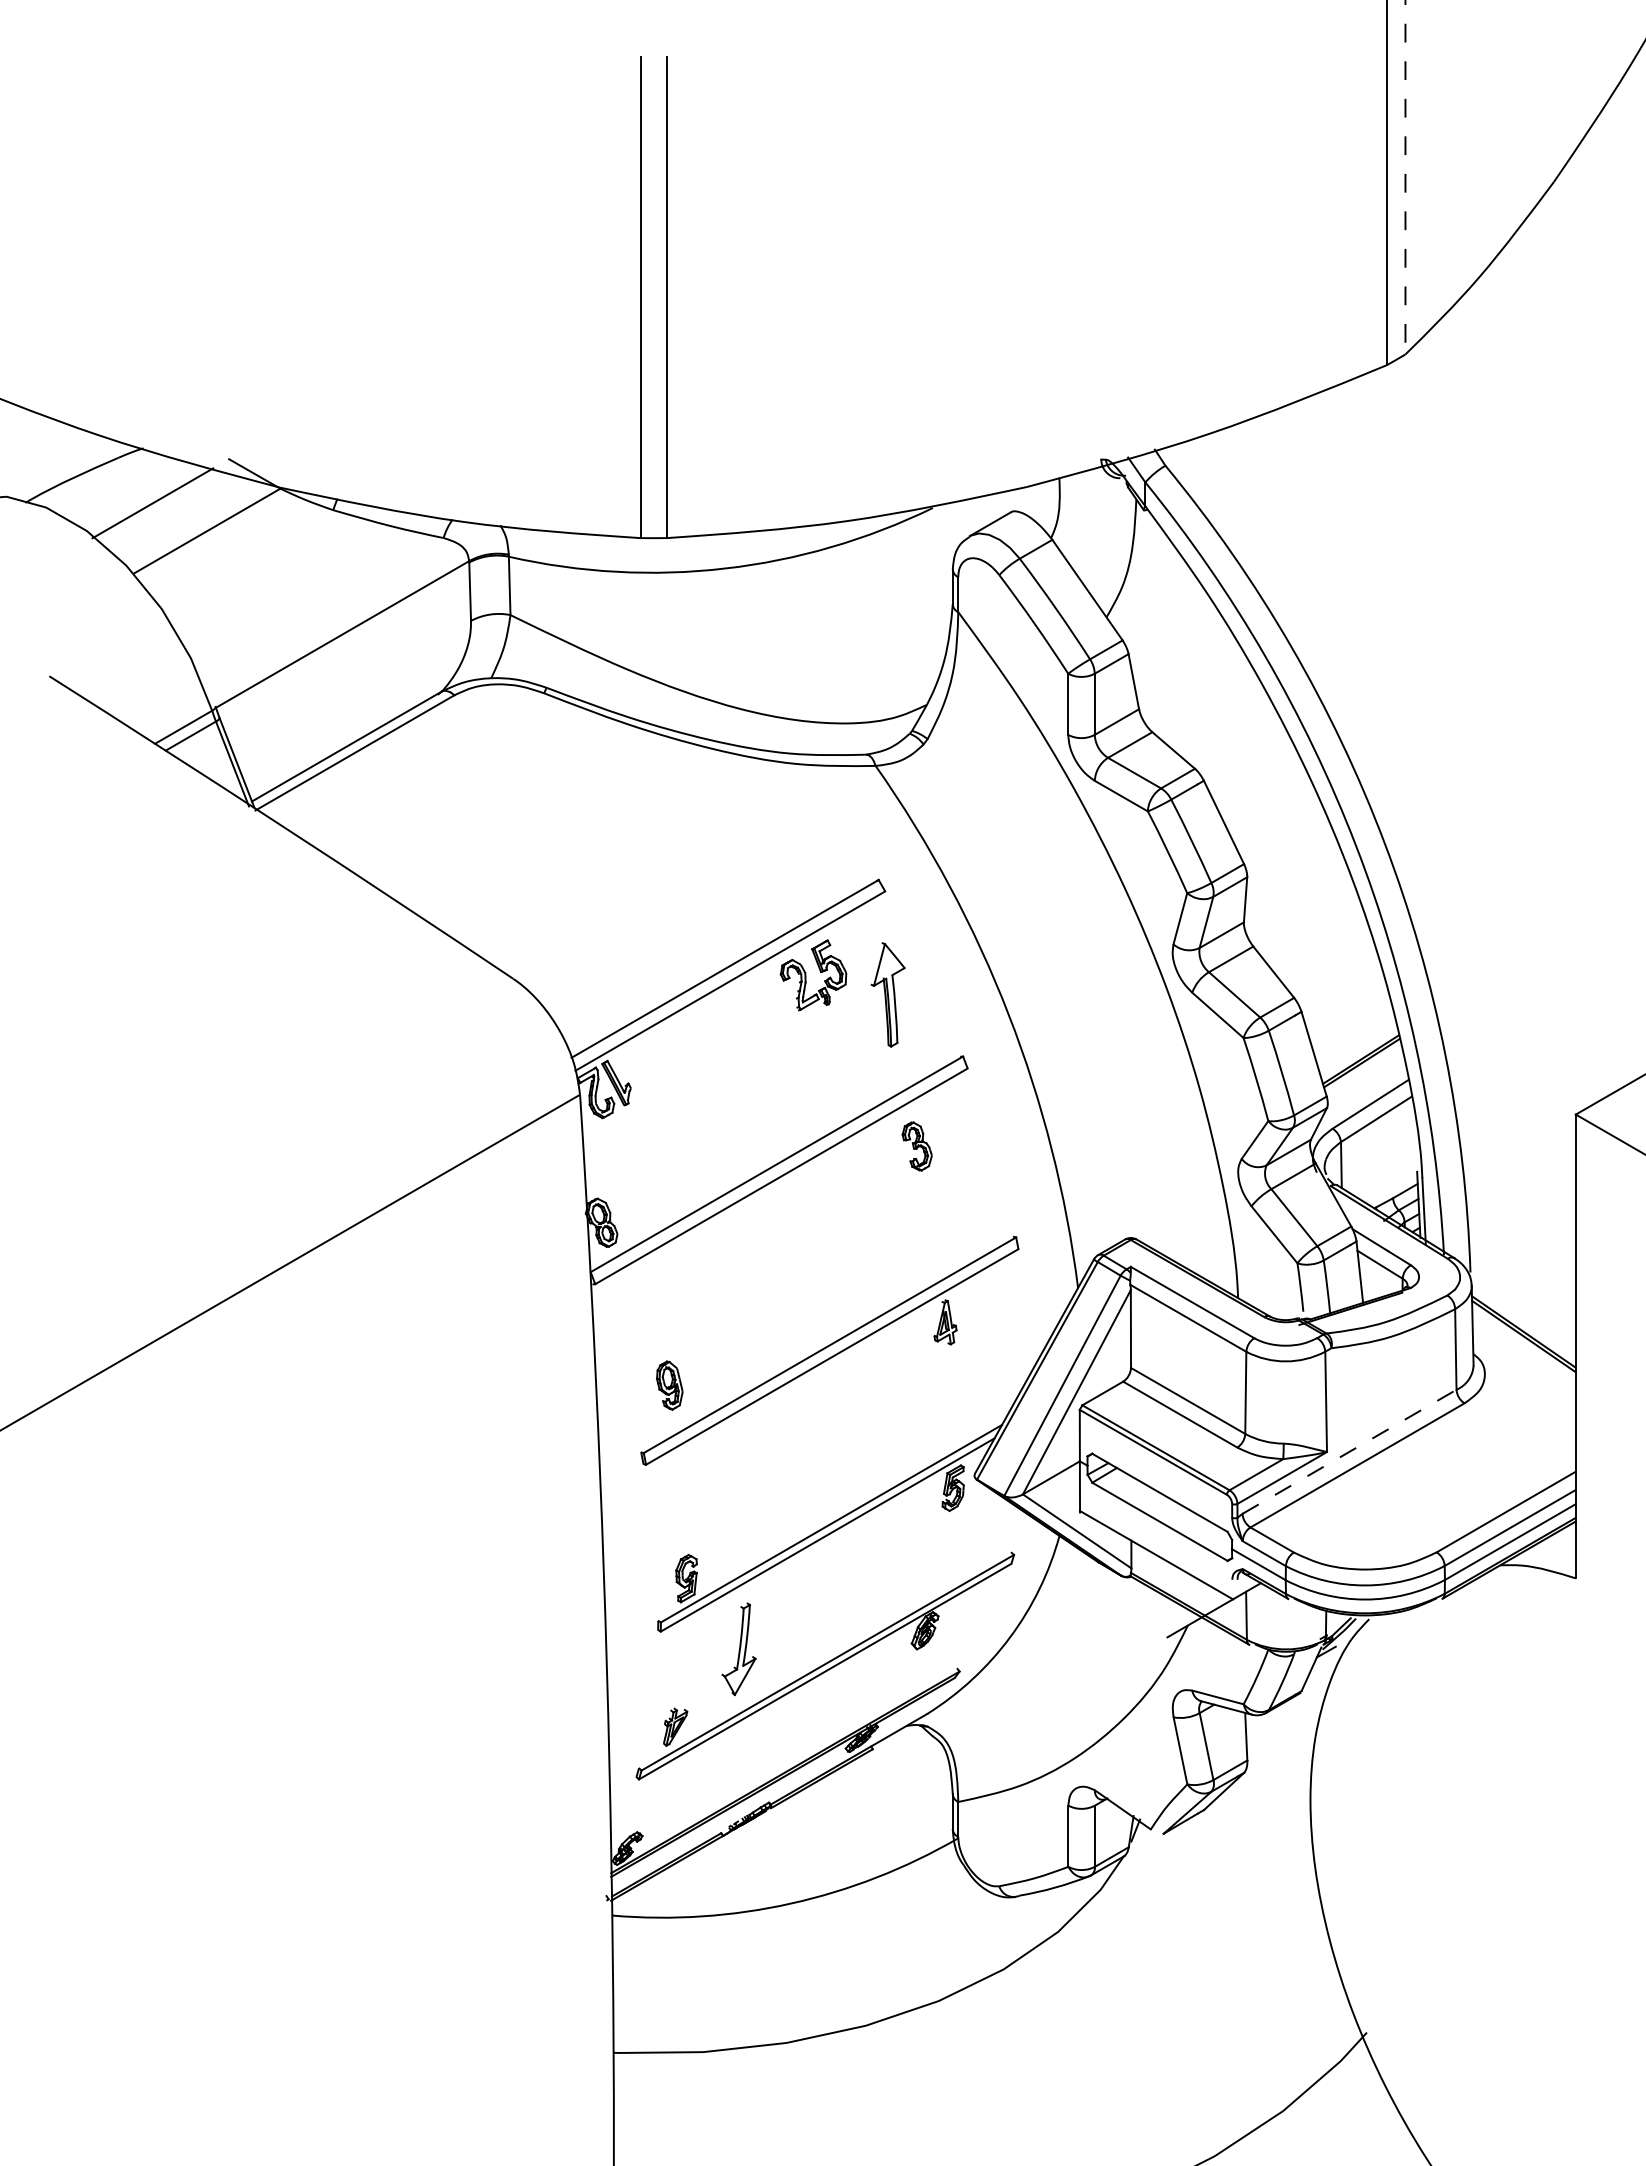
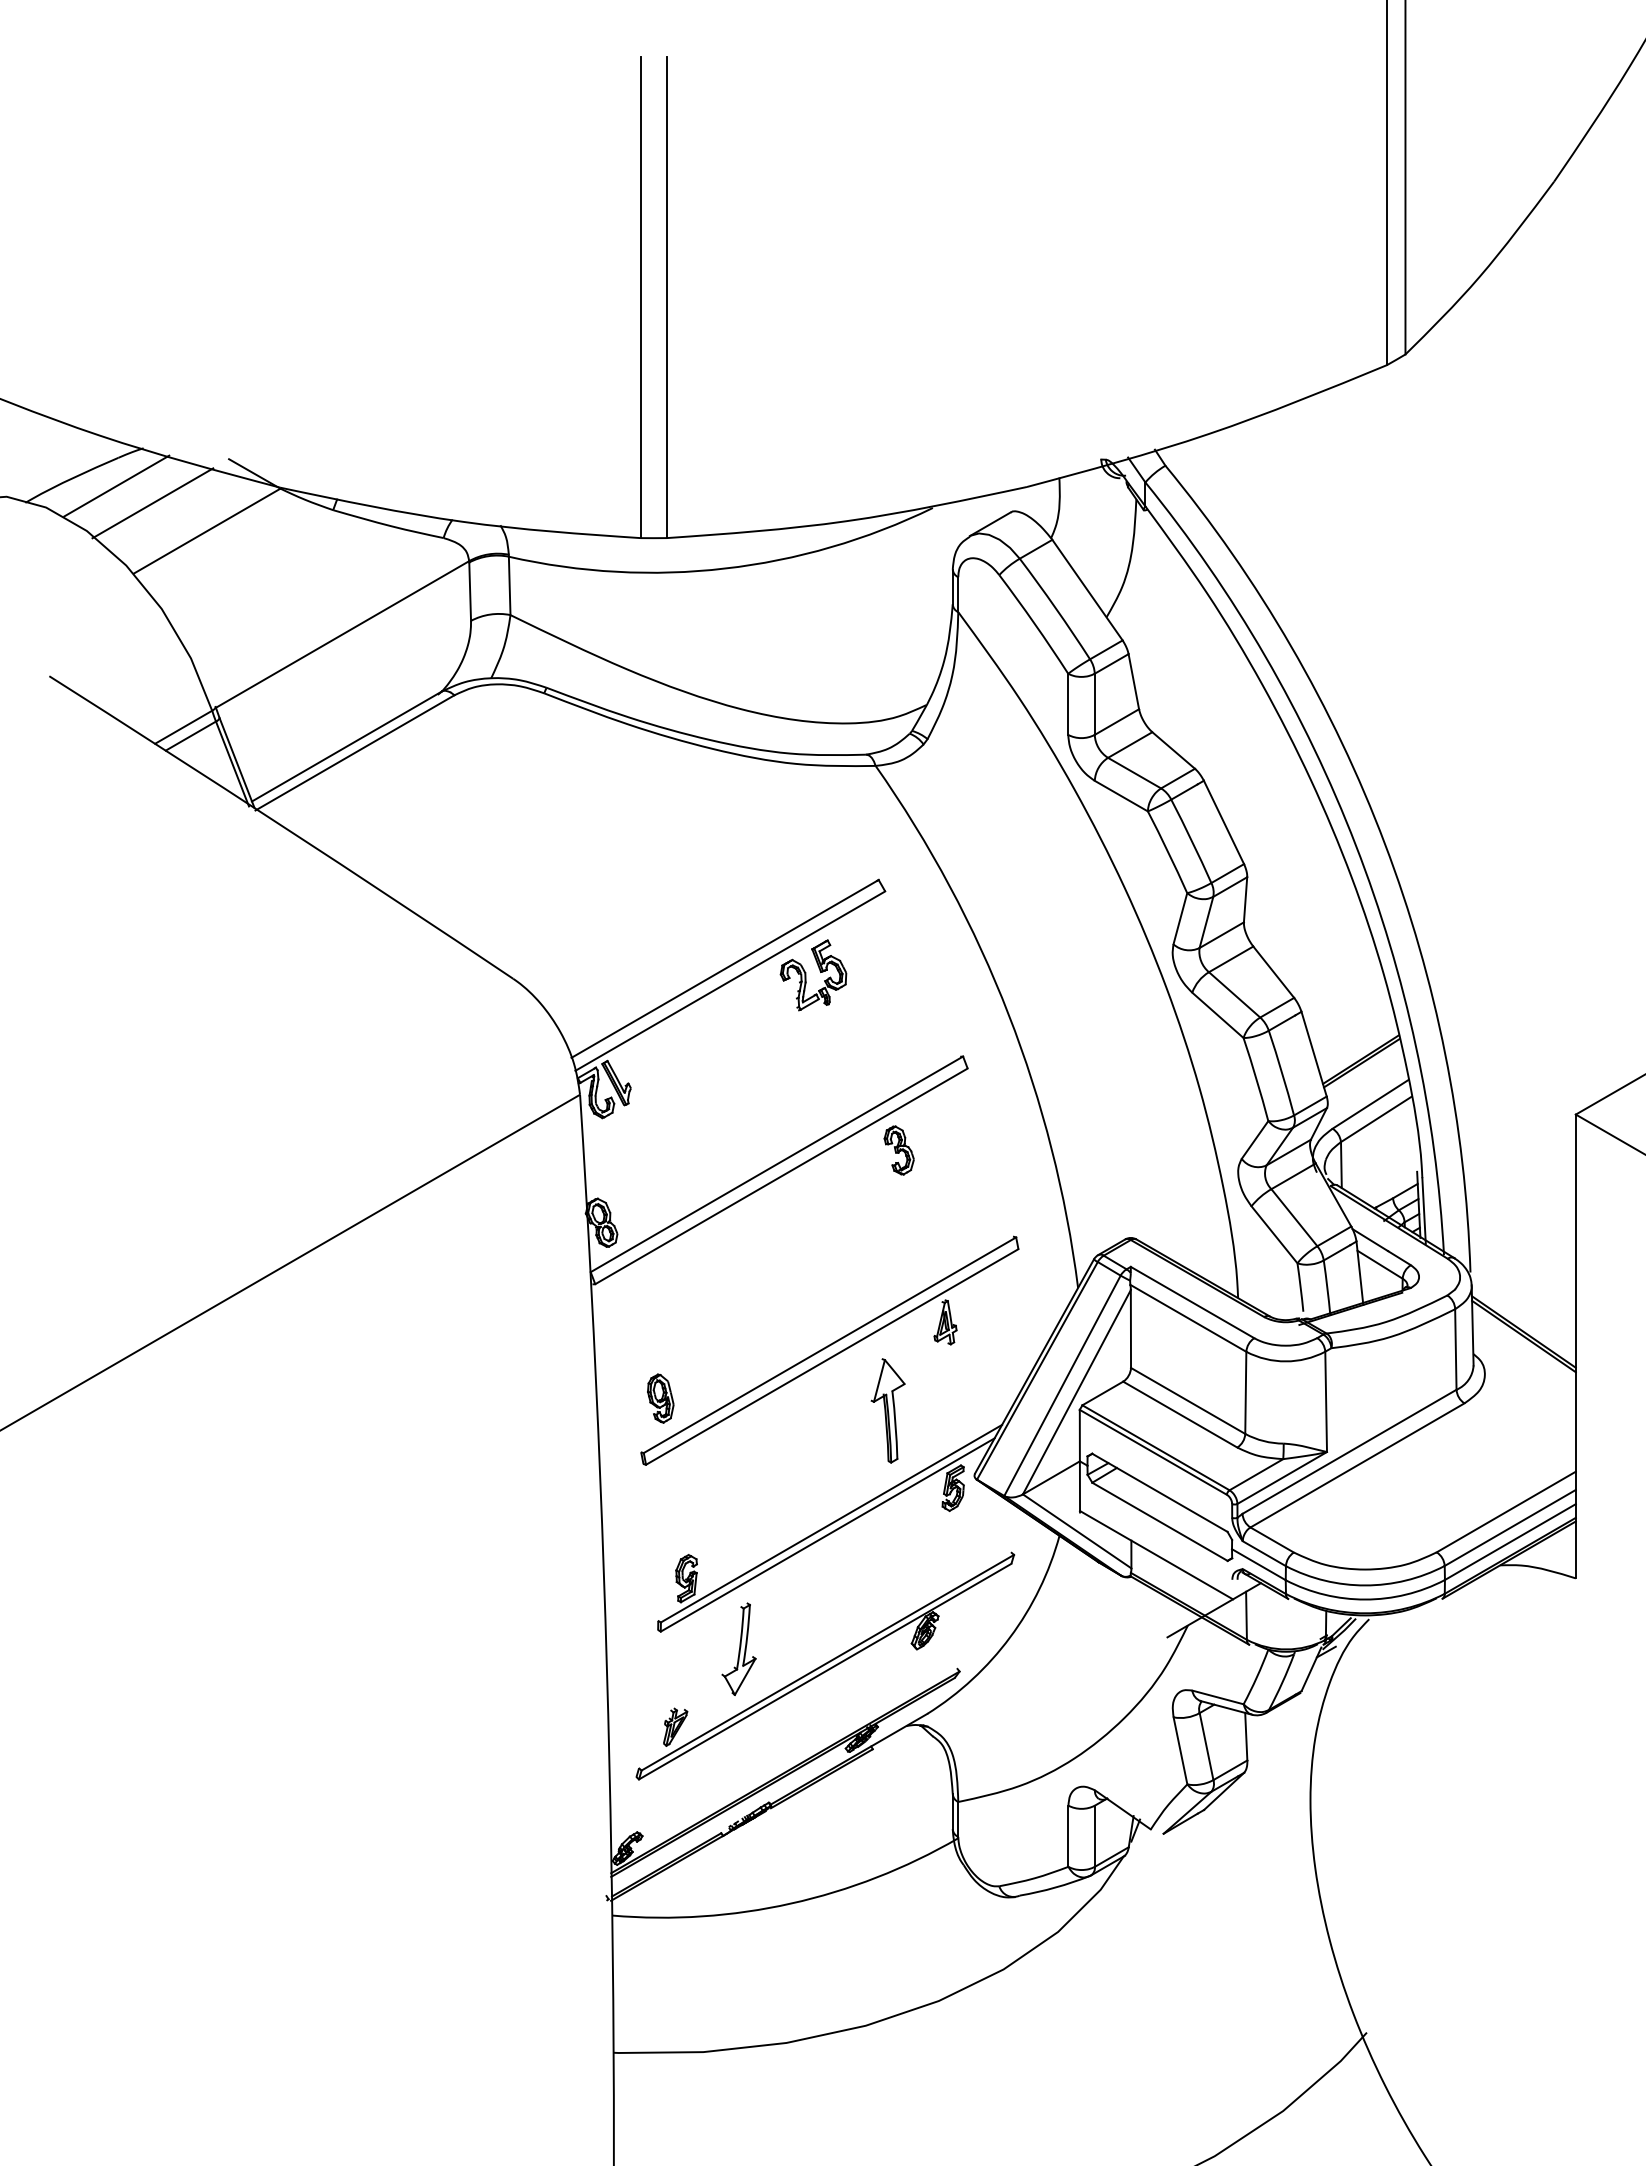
line: dashed -> solid (1405, 177)
line: none -> present (116, 485)
part position: (887, 994) -> (887, 1410) (887, 1410)
part position: (916, 1146) -> (898, 1150) (898, 1150)
part position: (669, 1385) -> (660, 1398) (660, 1398)
line: dashed -> solid (1349, 1451)
